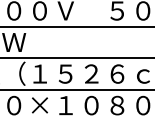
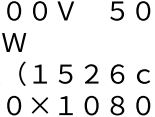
line: present -> none (76, 26)
line: present -> none (76, 58)
line: present -> none (76, 89)
